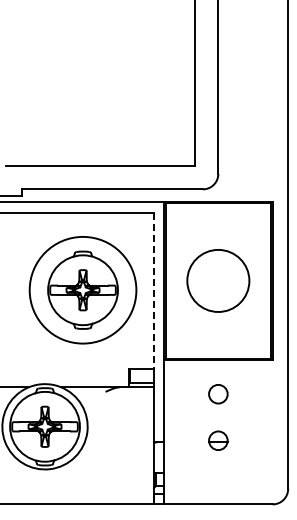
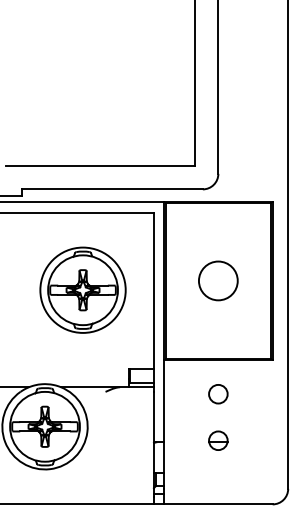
circle diameter: 62 px -> 39 px (217, 280)
circle diameter: 107 px -> 85 px (82, 289)
line: dashed -> solid (153, 290)
